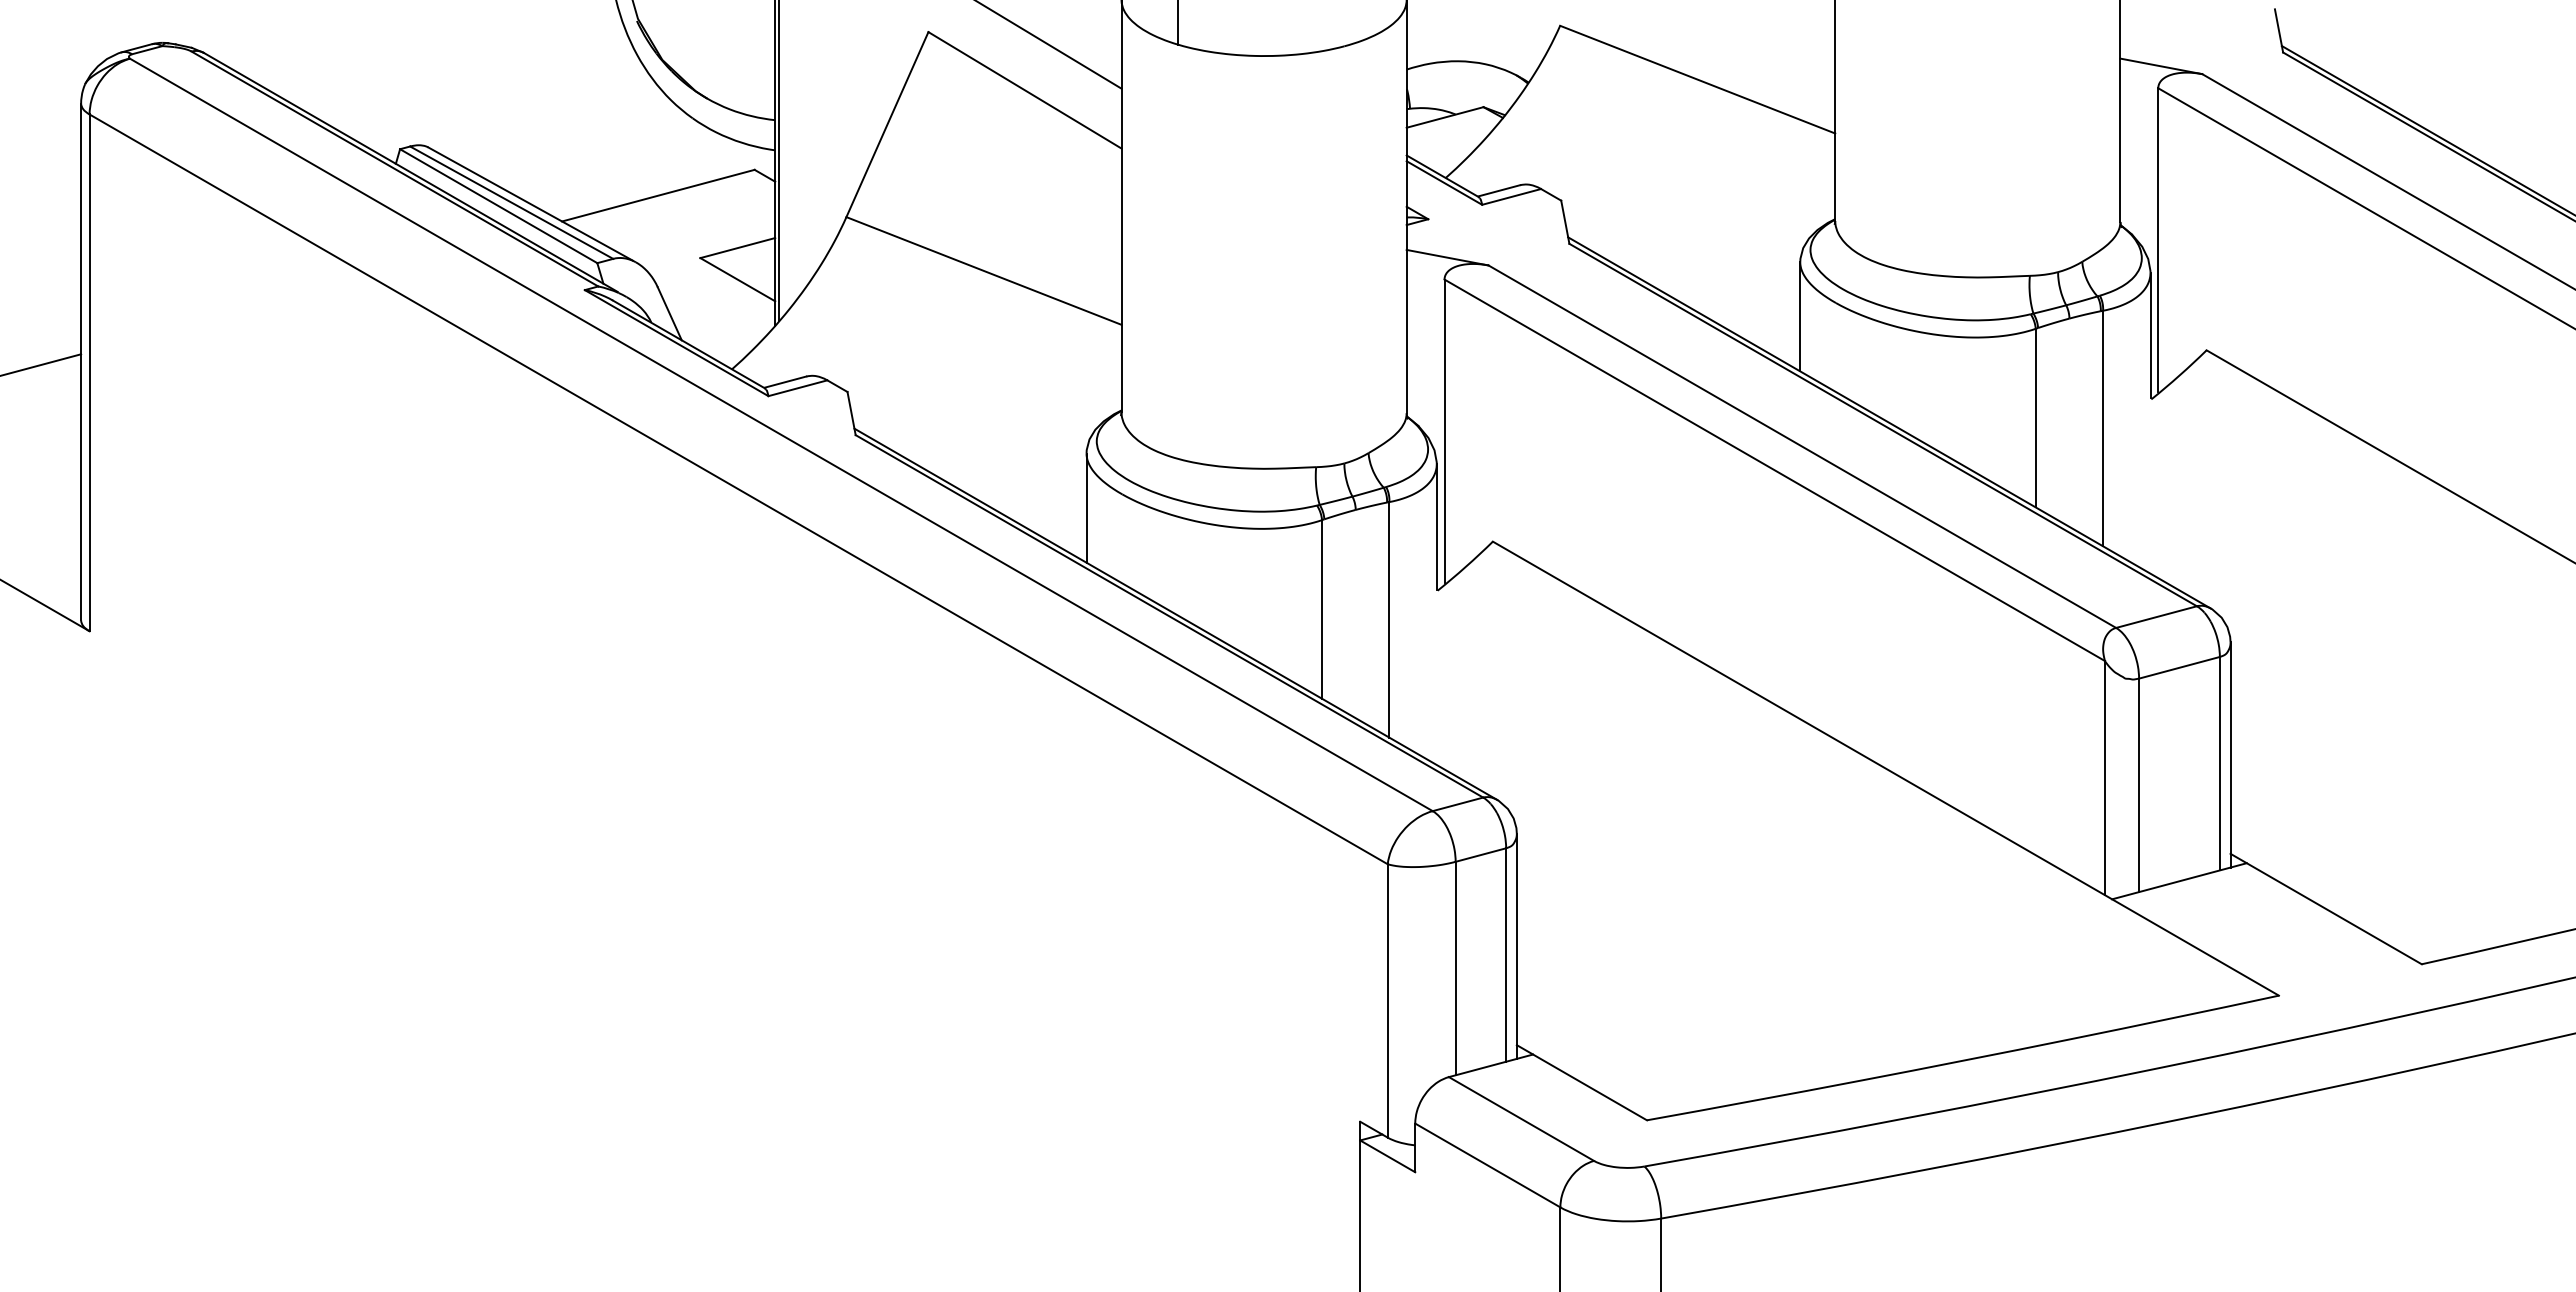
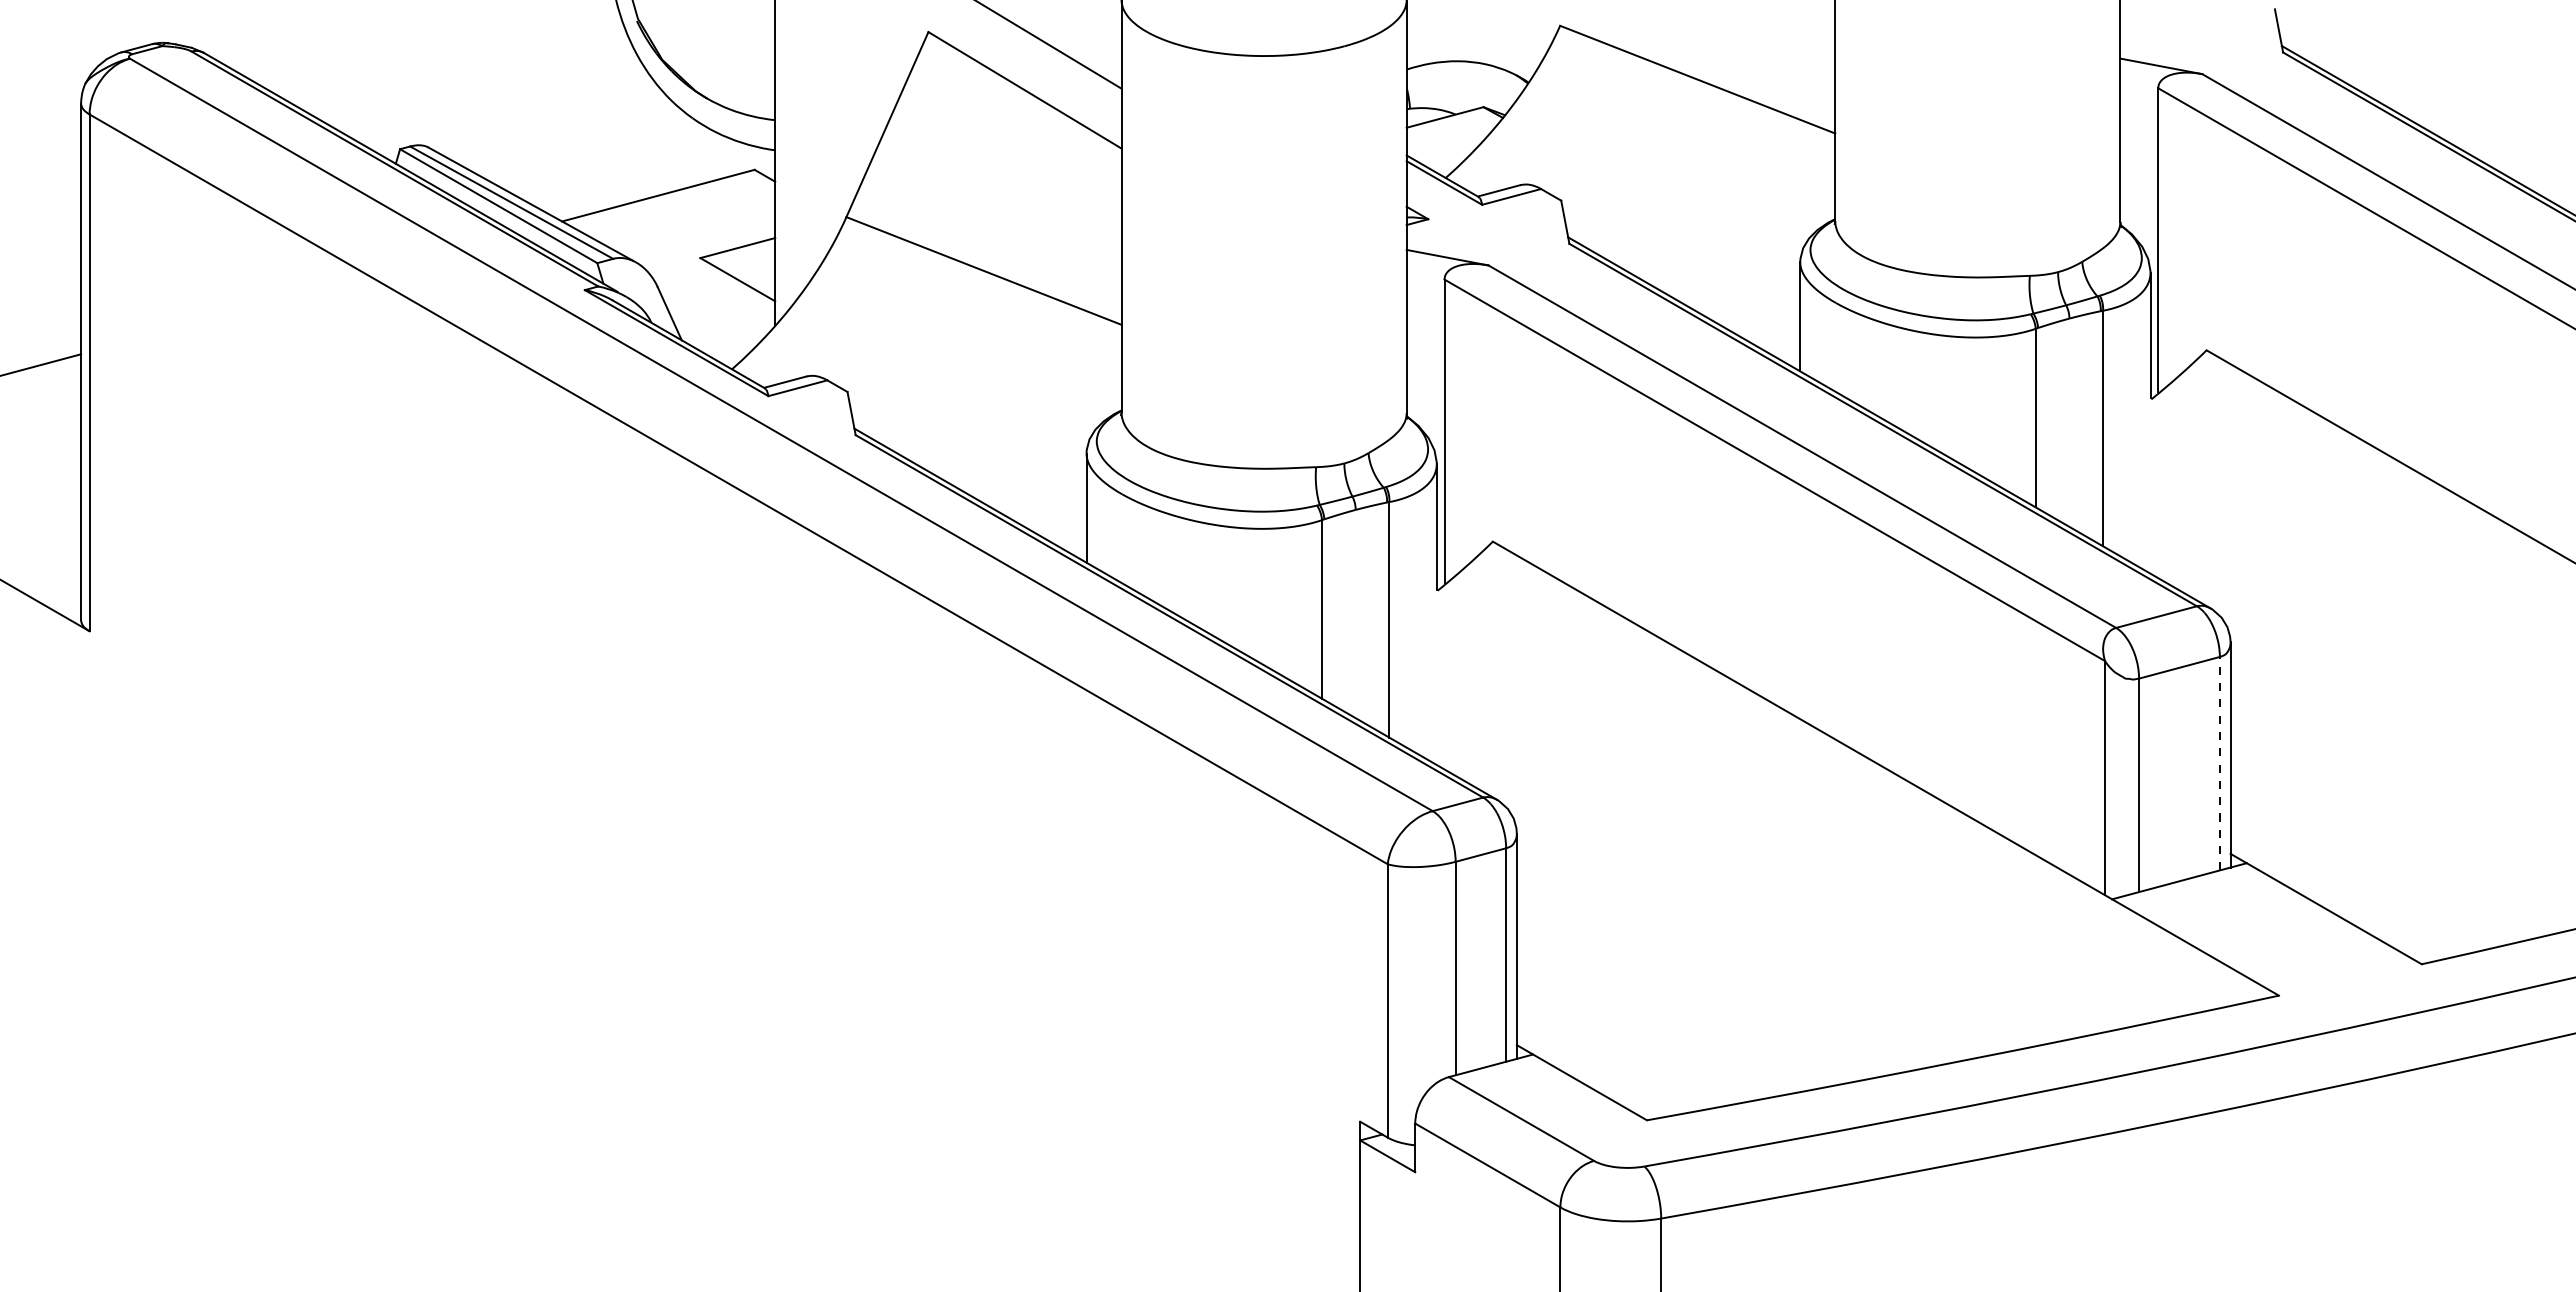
line: present -> none (1178, 23)
line: present -> none (779, 161)
line: solid -> dashed (2219, 763)
